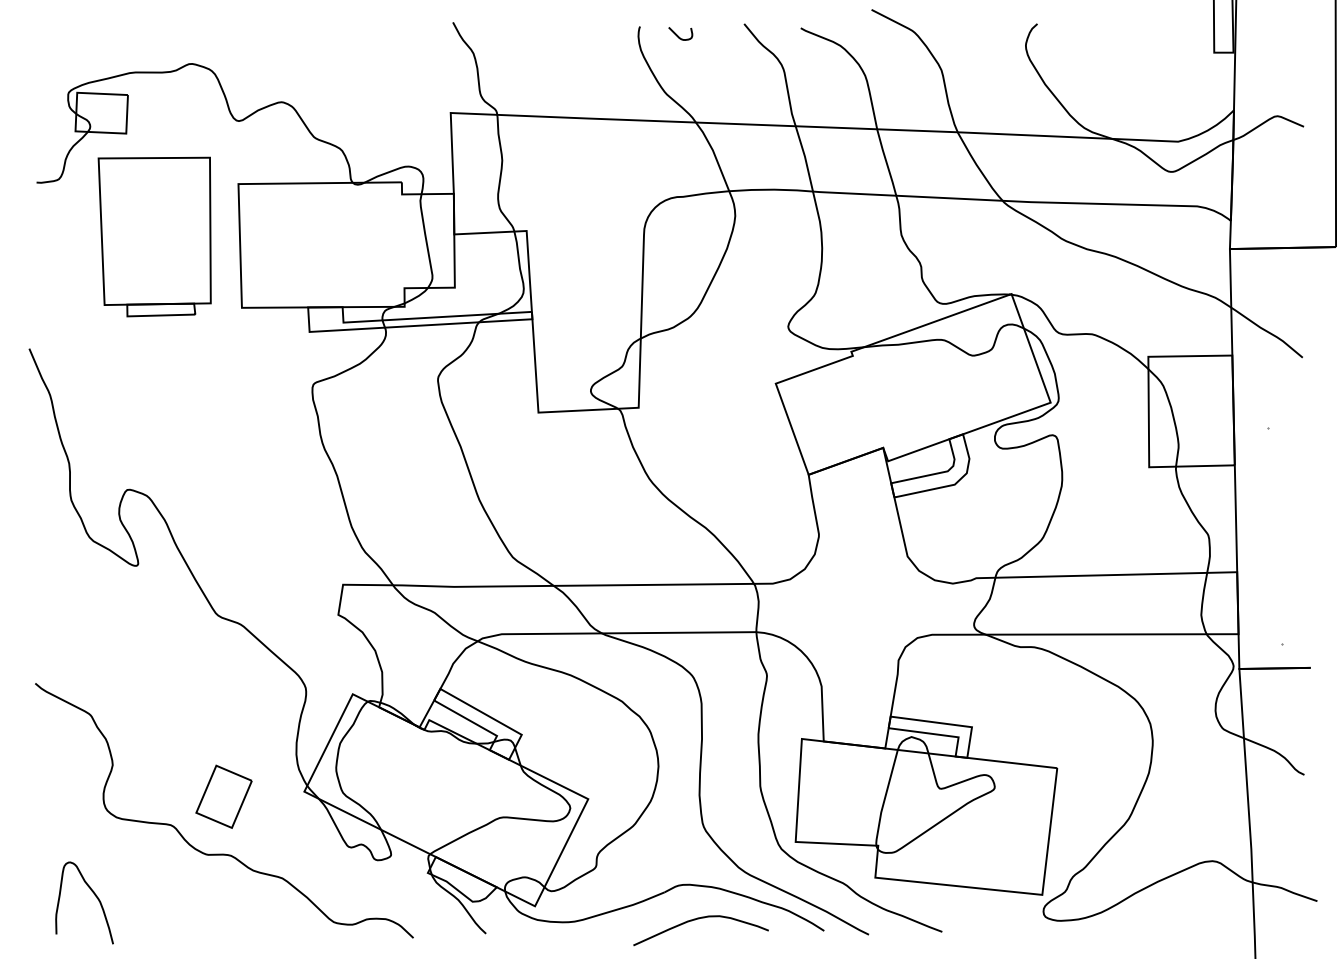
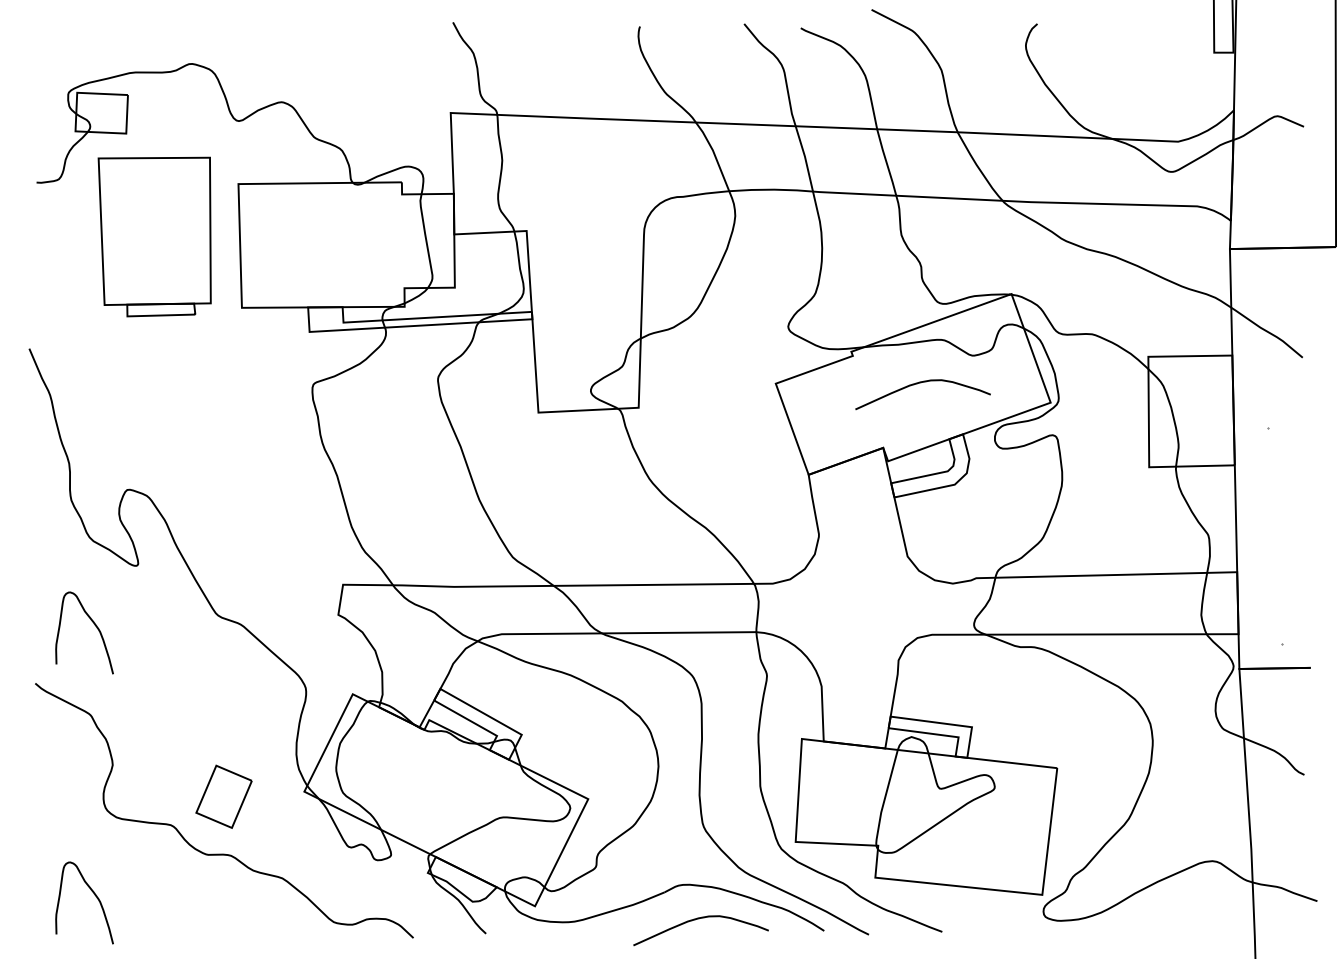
curve: present -> none (678, 35)
curve: none -> present (921, 383)
curve: none -> present (94, 625)
